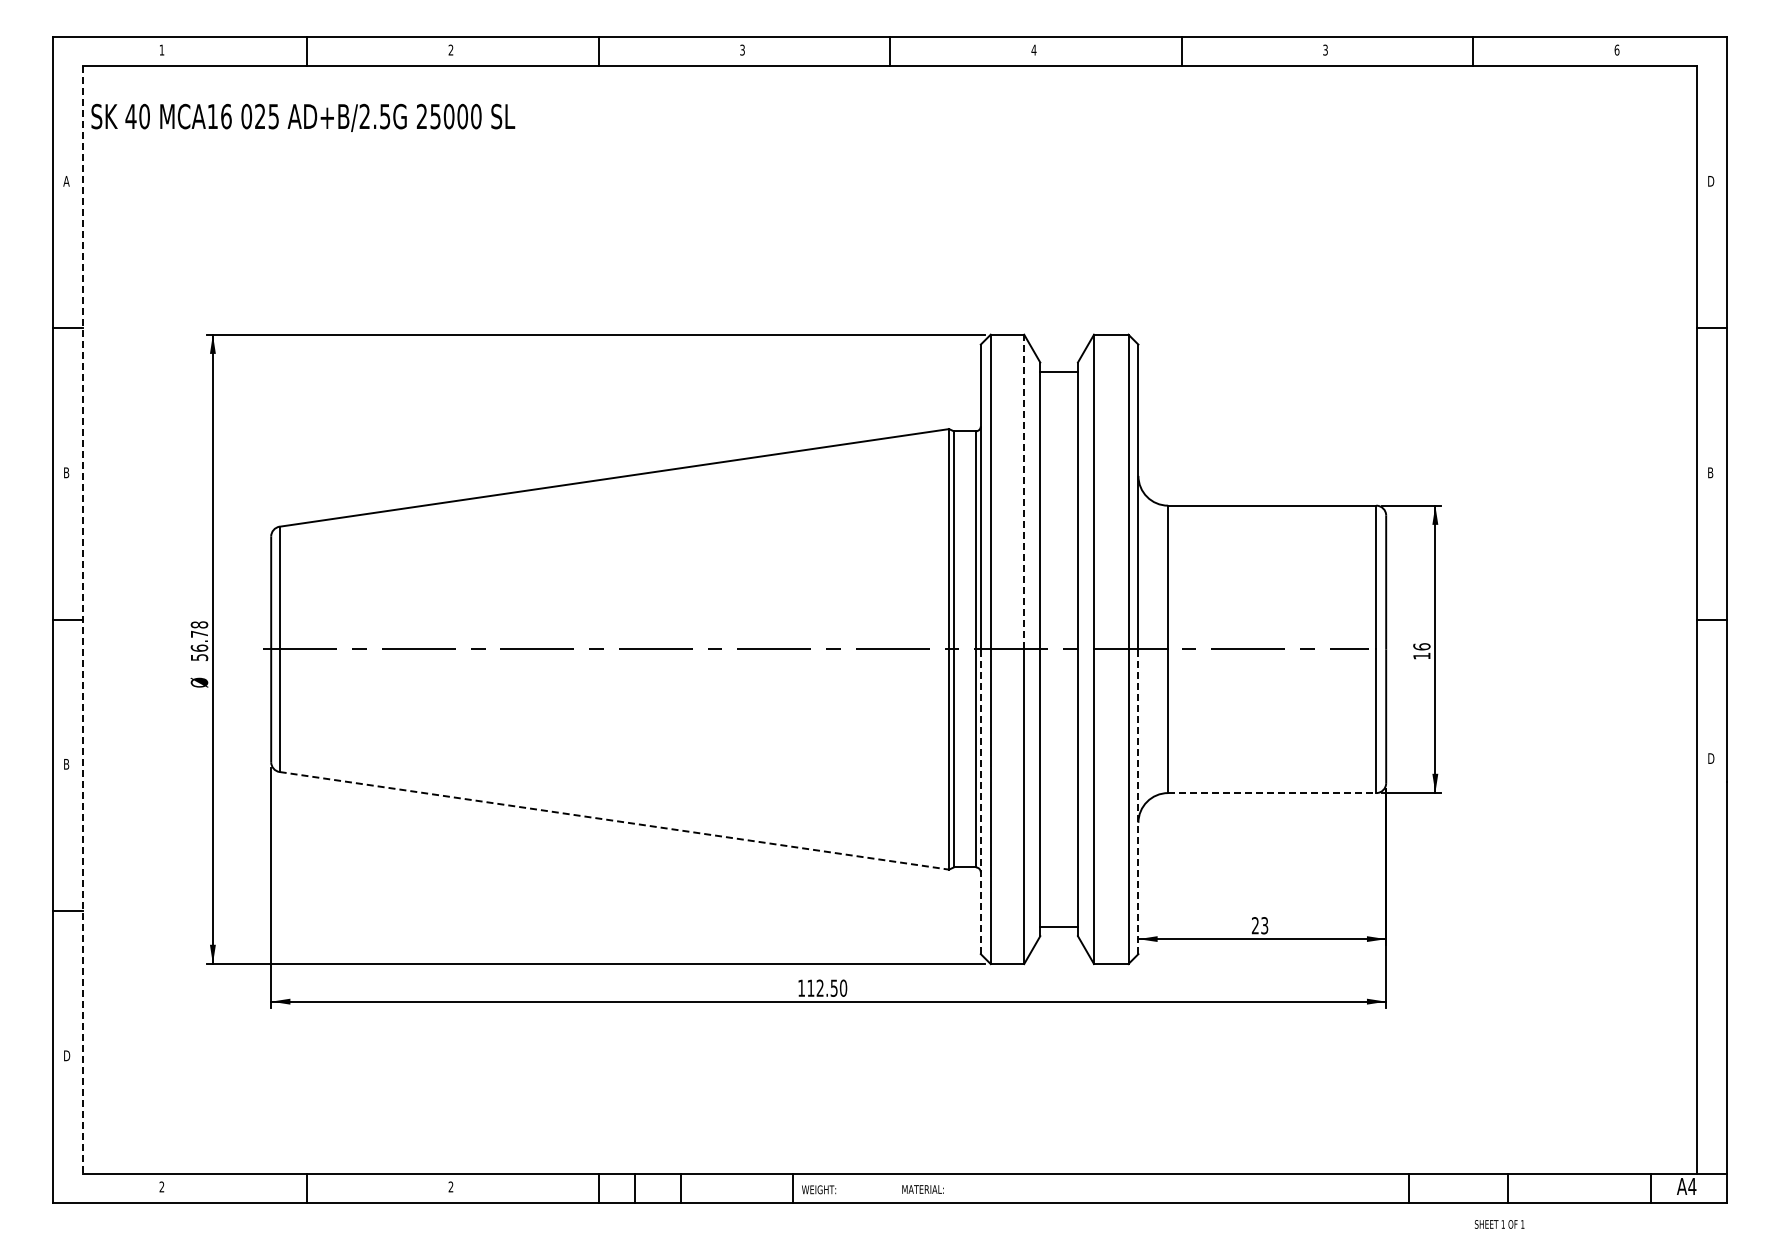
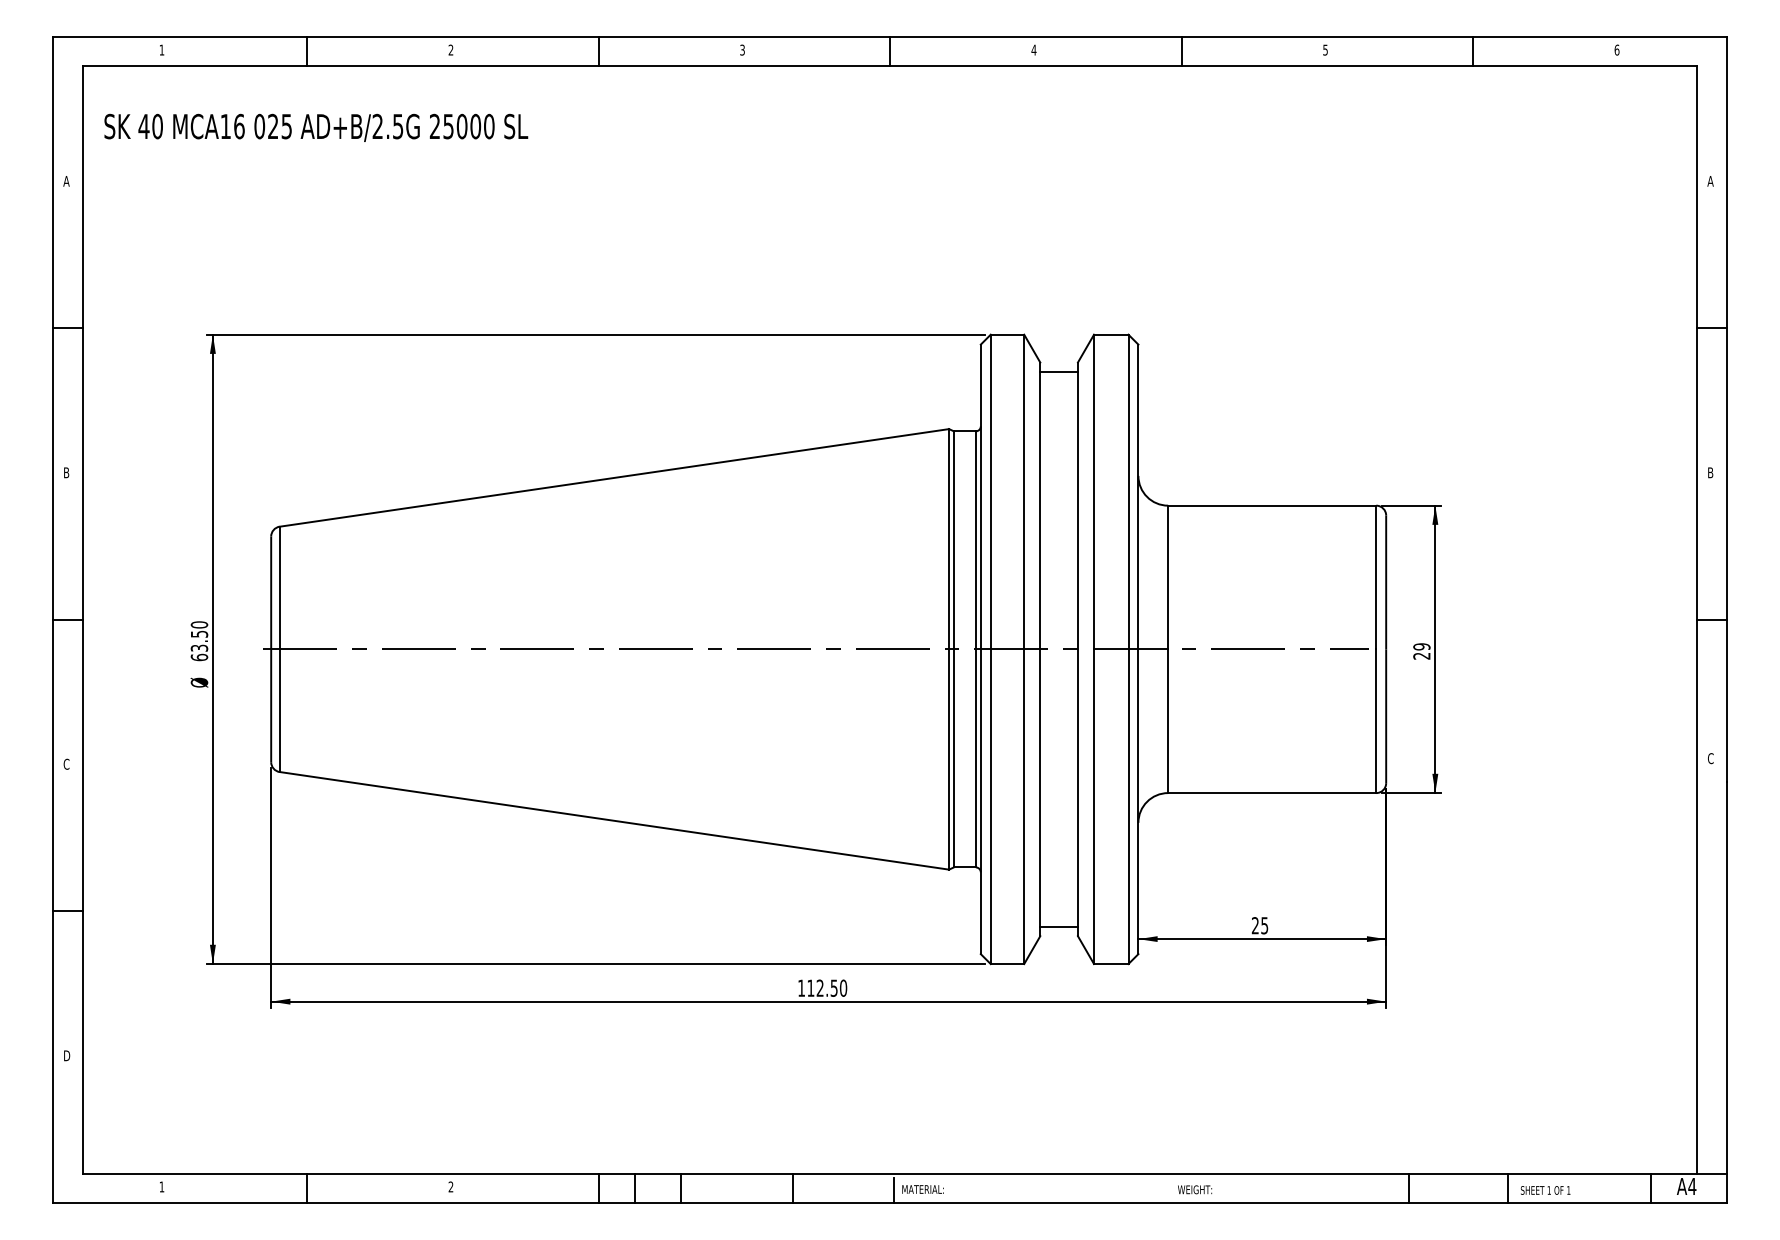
text: 3 -> 5 (1325, 49)
text position: (303, 117) -> (316, 127) (316, 127)
text: D -> A (1710, 181)
line: dashed -> solid (1024, 491)
line: dashed -> solid (82, 620)
text: 56.78 -> 63.50 (199, 641)
text: 16 -> 29 (1421, 651)
text: D -> C (1711, 758)
text: B -> C (66, 763)
line: dashed -> solid (1272, 793)
line: dashed -> solid (980, 801)
line: dashed -> solid (1138, 801)
line: dashed -> solid (614, 820)
text: 23 -> 25 (1264, 925)
text: 2 -> 1 (161, 1186)
text position: (819, 1189) -> (1195, 1189) (1195, 1189)
line: none -> present (894, 1190)
text position: (1499, 1224) -> (1545, 1190) (1545, 1190)
